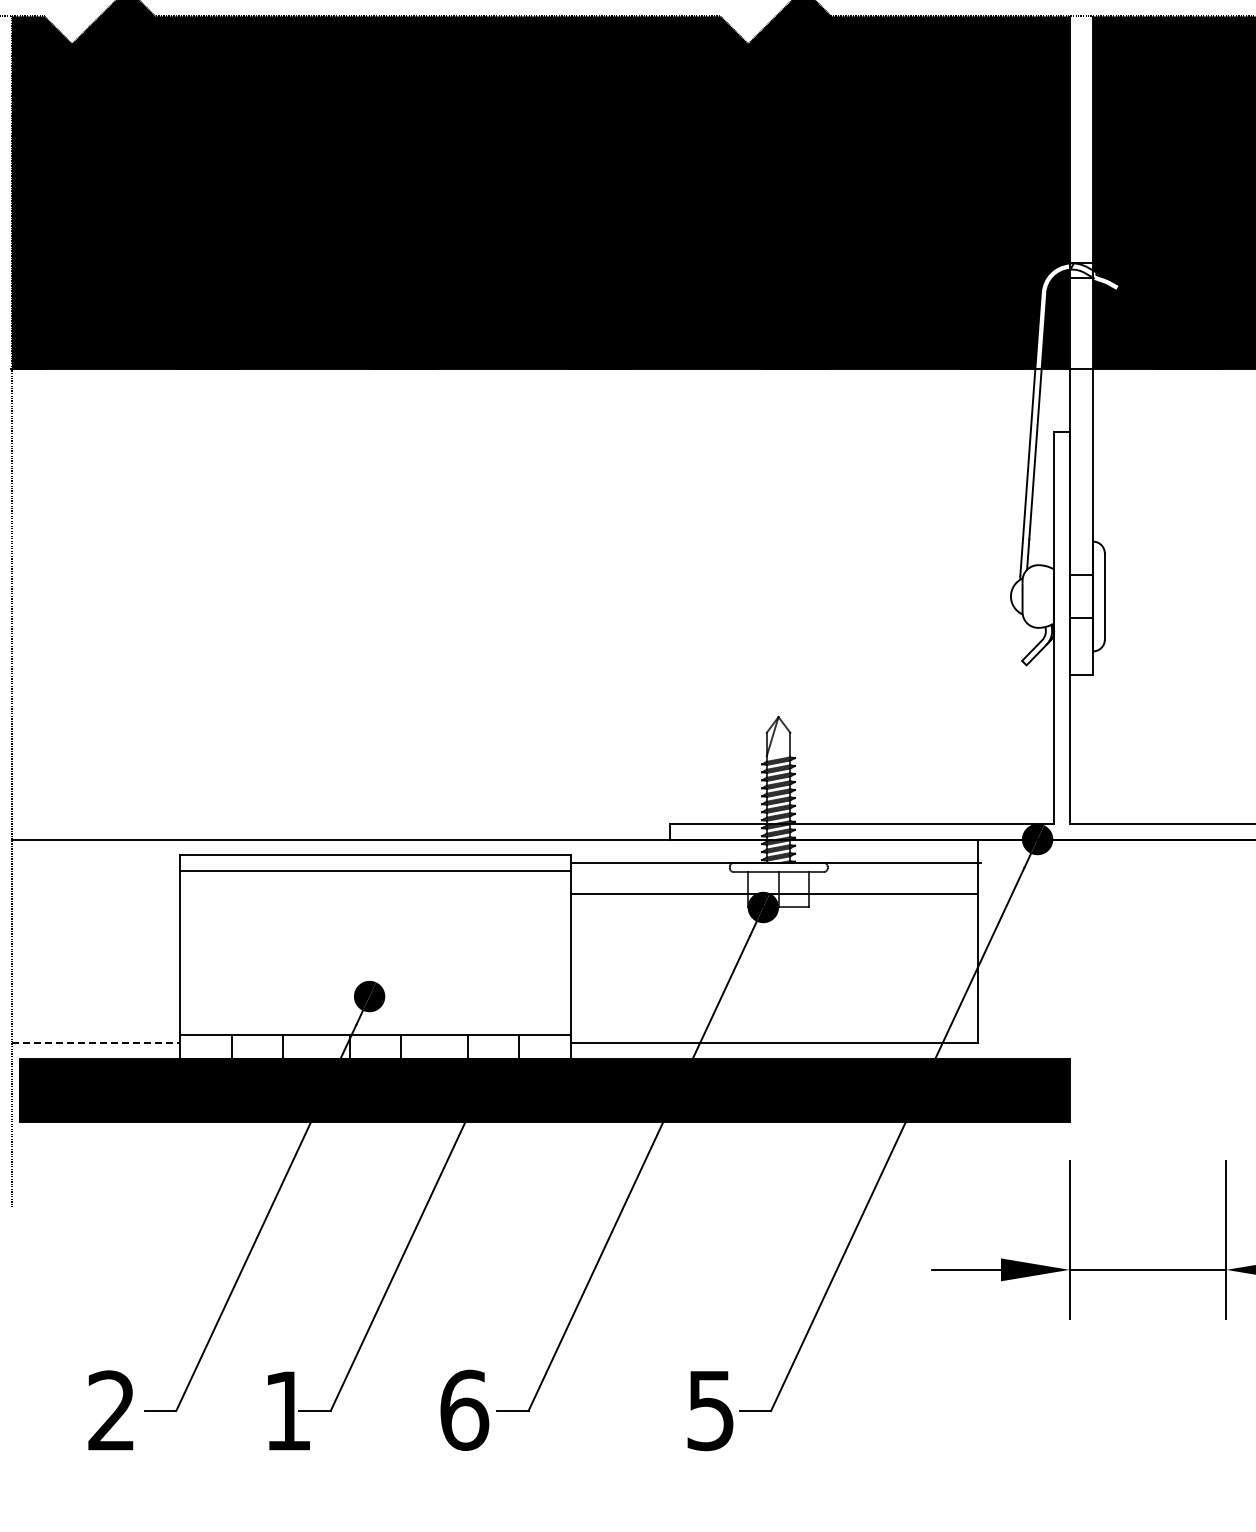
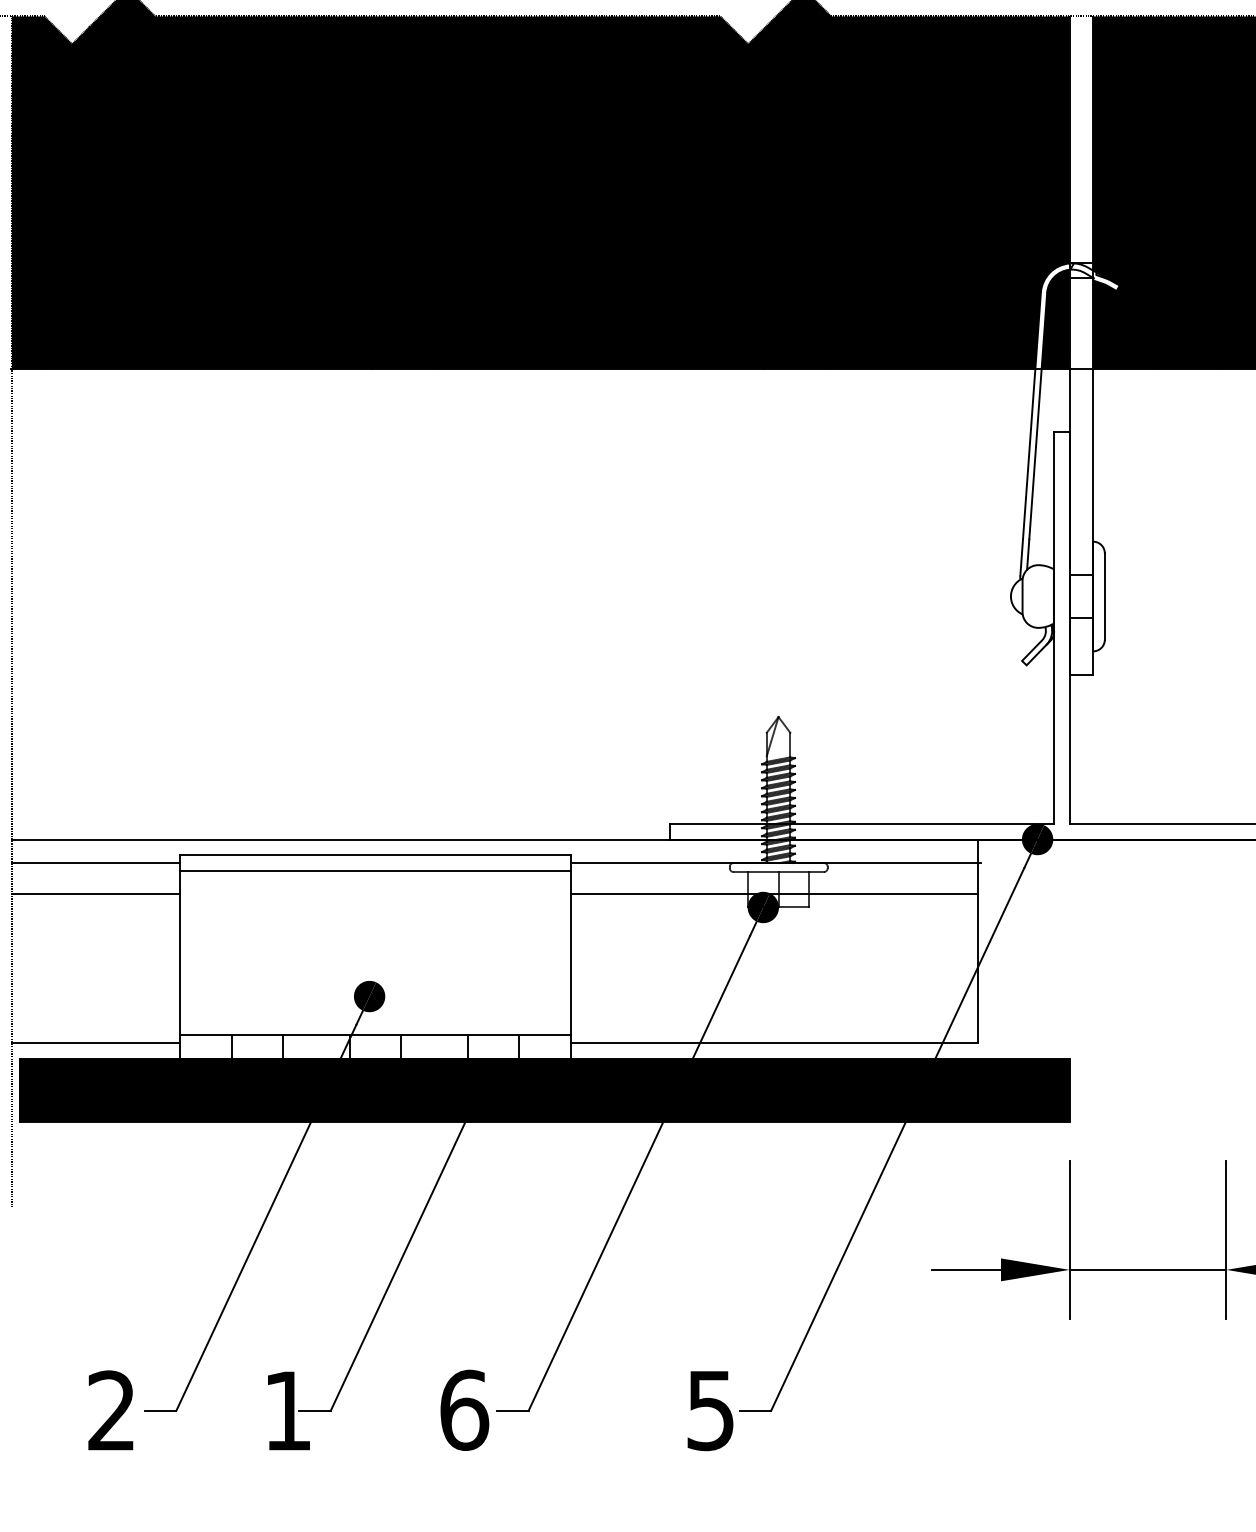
line: none -> present (95, 862)
line: none -> present (95, 894)
line: dashed -> solid (95, 1043)
